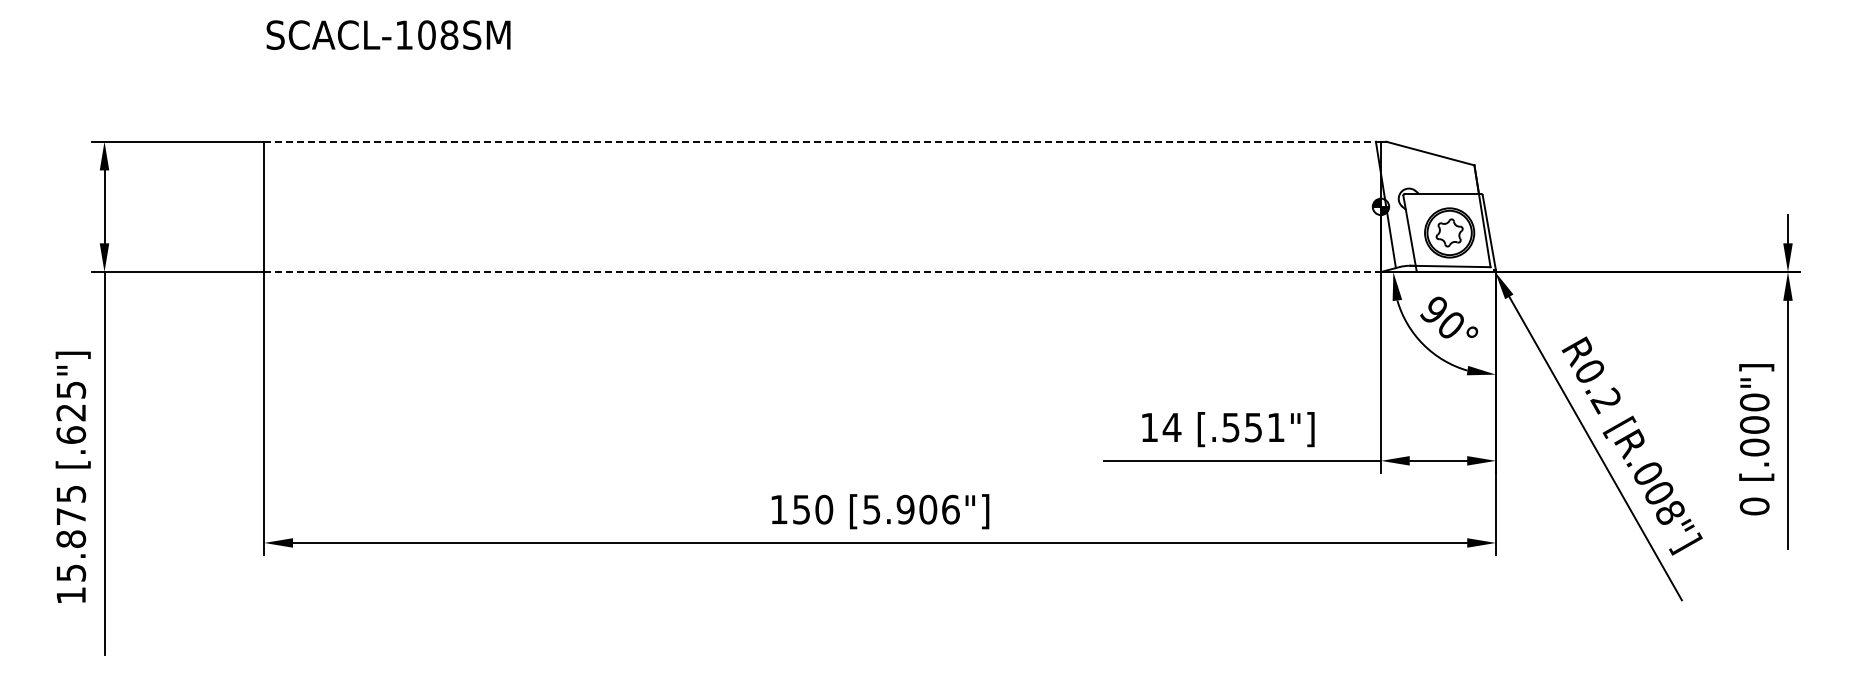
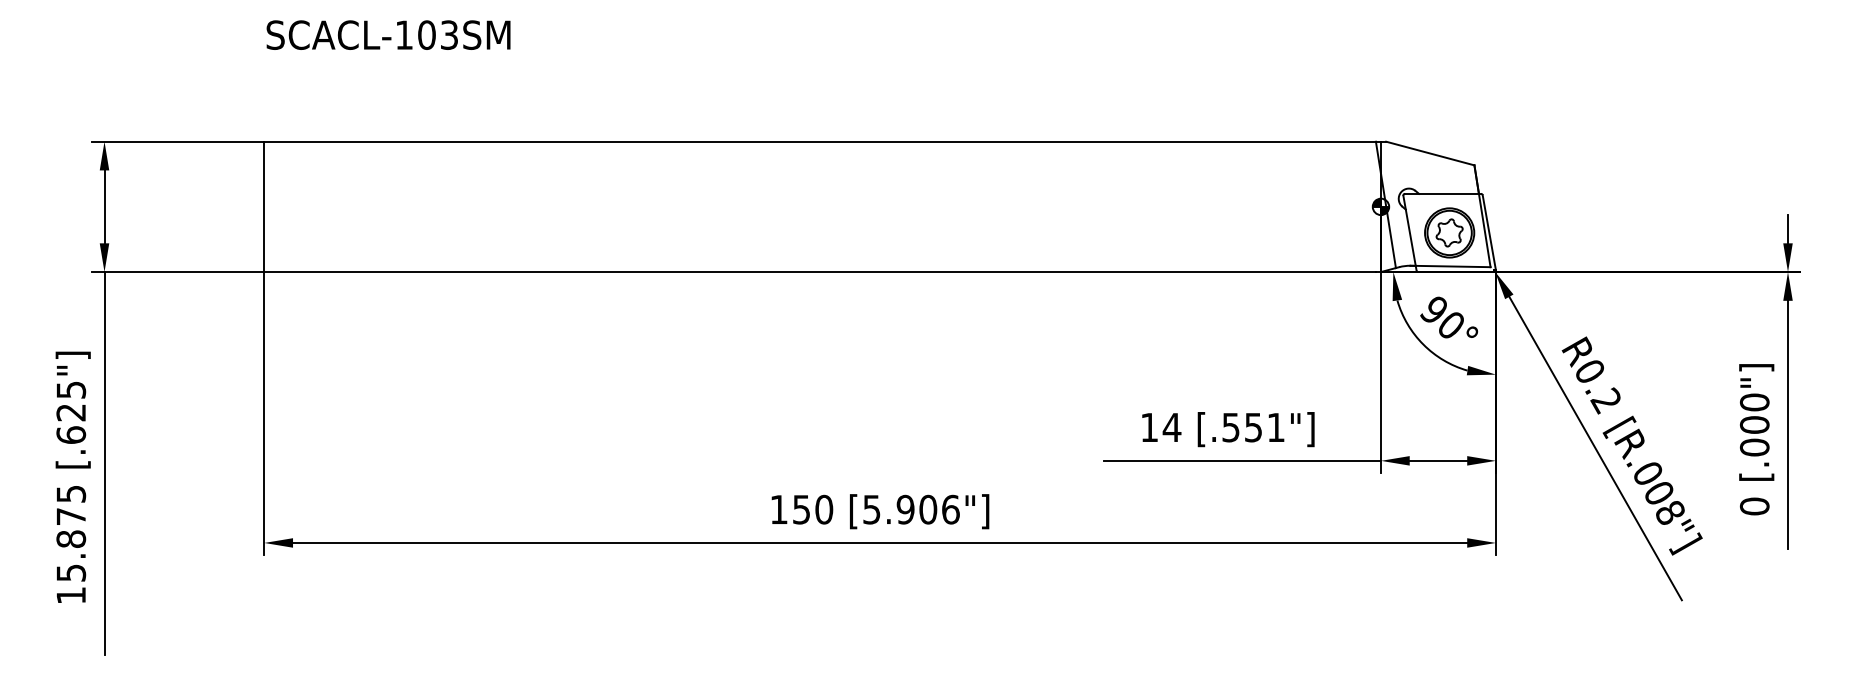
text: SCACL-108SM -> SCACL-103SM (449, 34)
line: dashed -> solid (820, 141)
line: dashed -> solid (820, 272)
